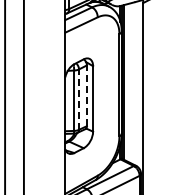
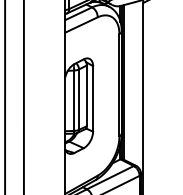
line: dashed -> solid (86, 95)
line: dashed -> solid (79, 99)
